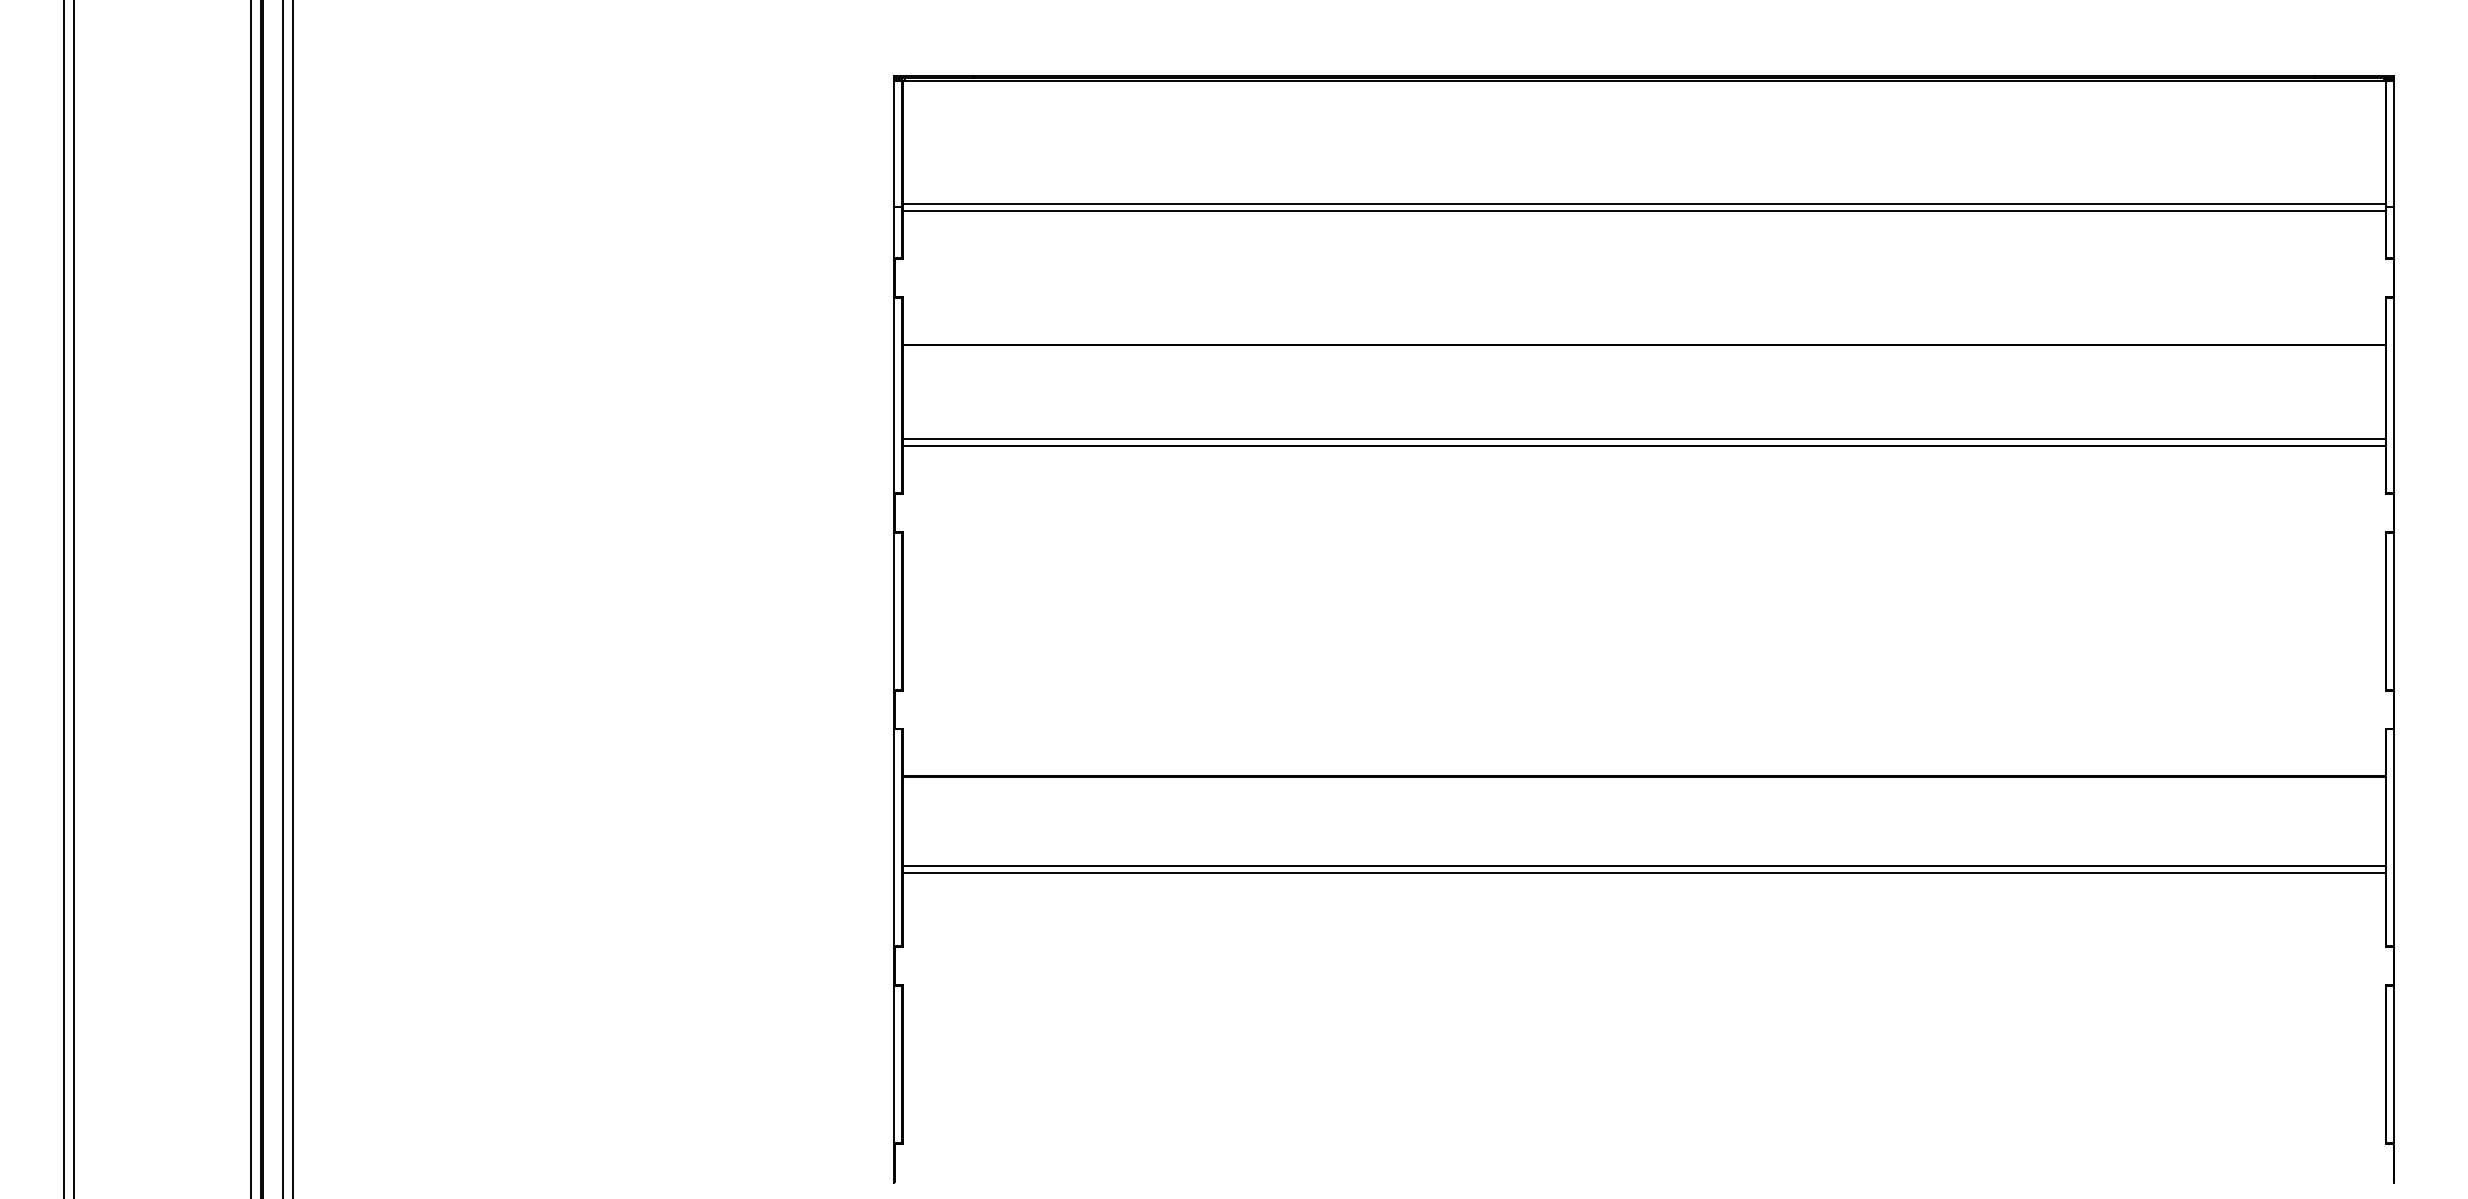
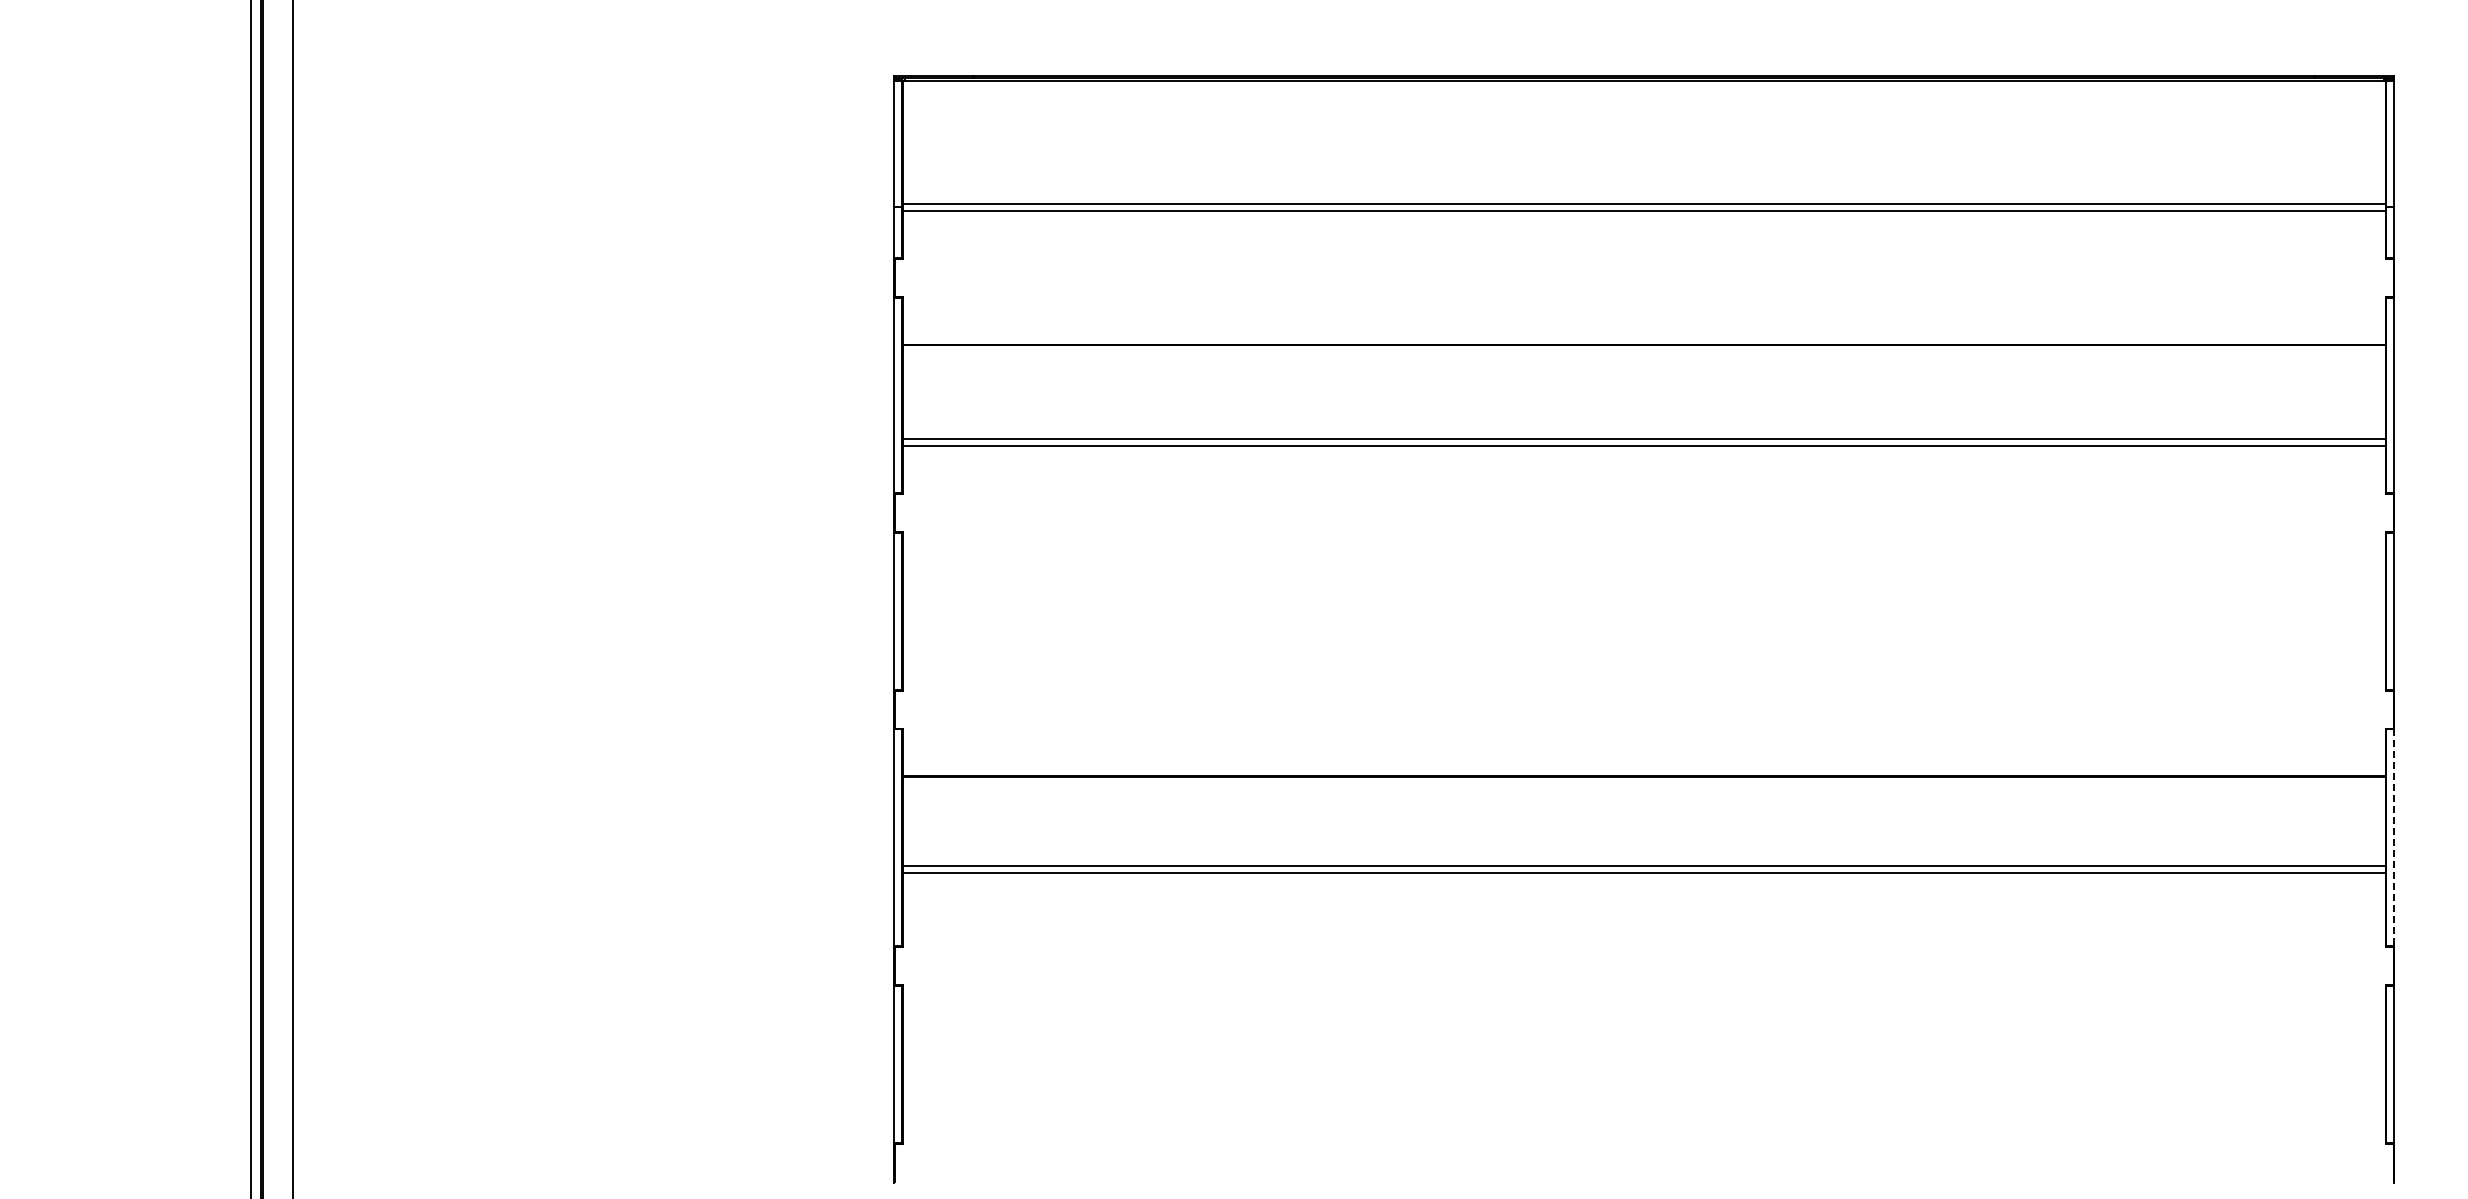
line: present -> none (63, 598)
line: present -> none (74, 598)
line: present -> none (282, 598)
line: solid -> dashed (2393, 838)
